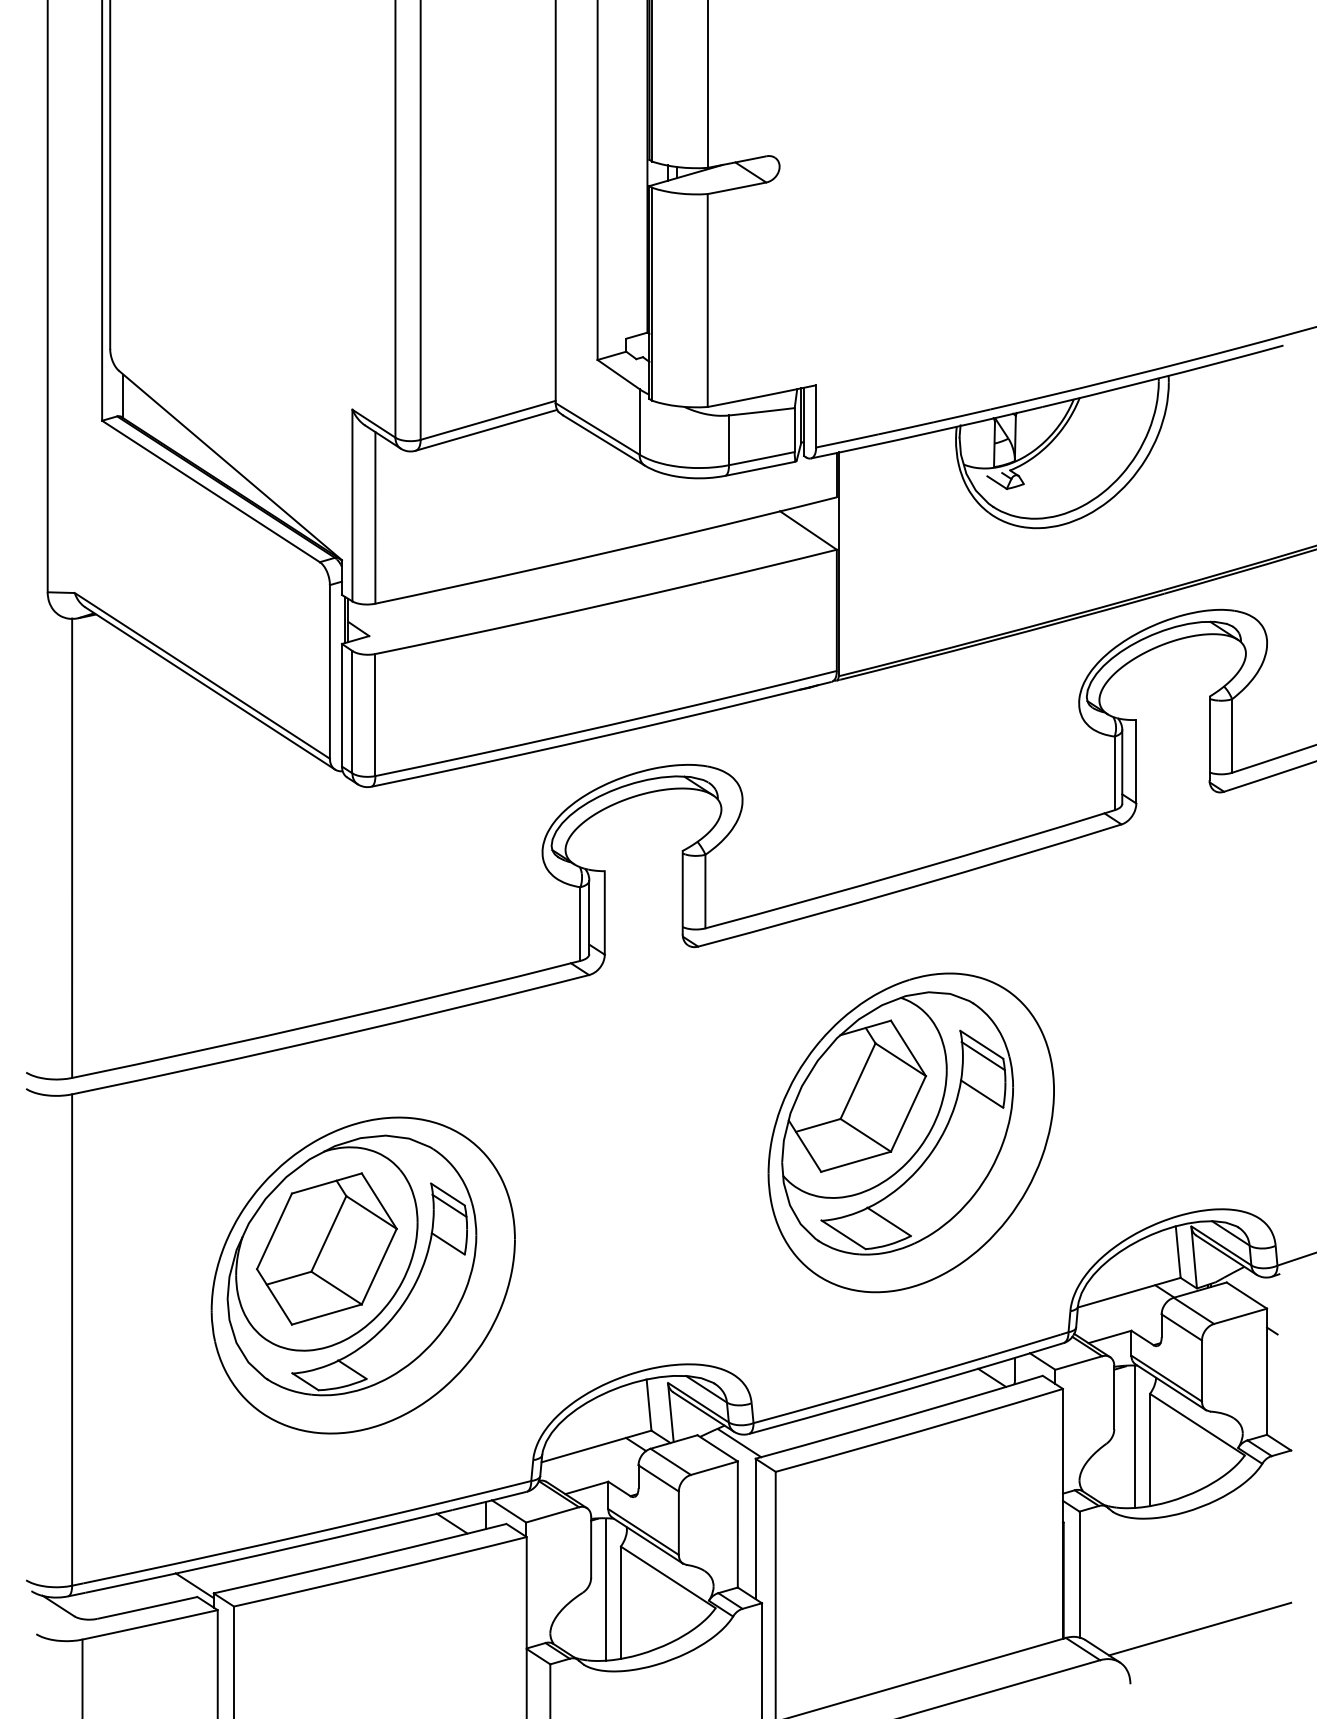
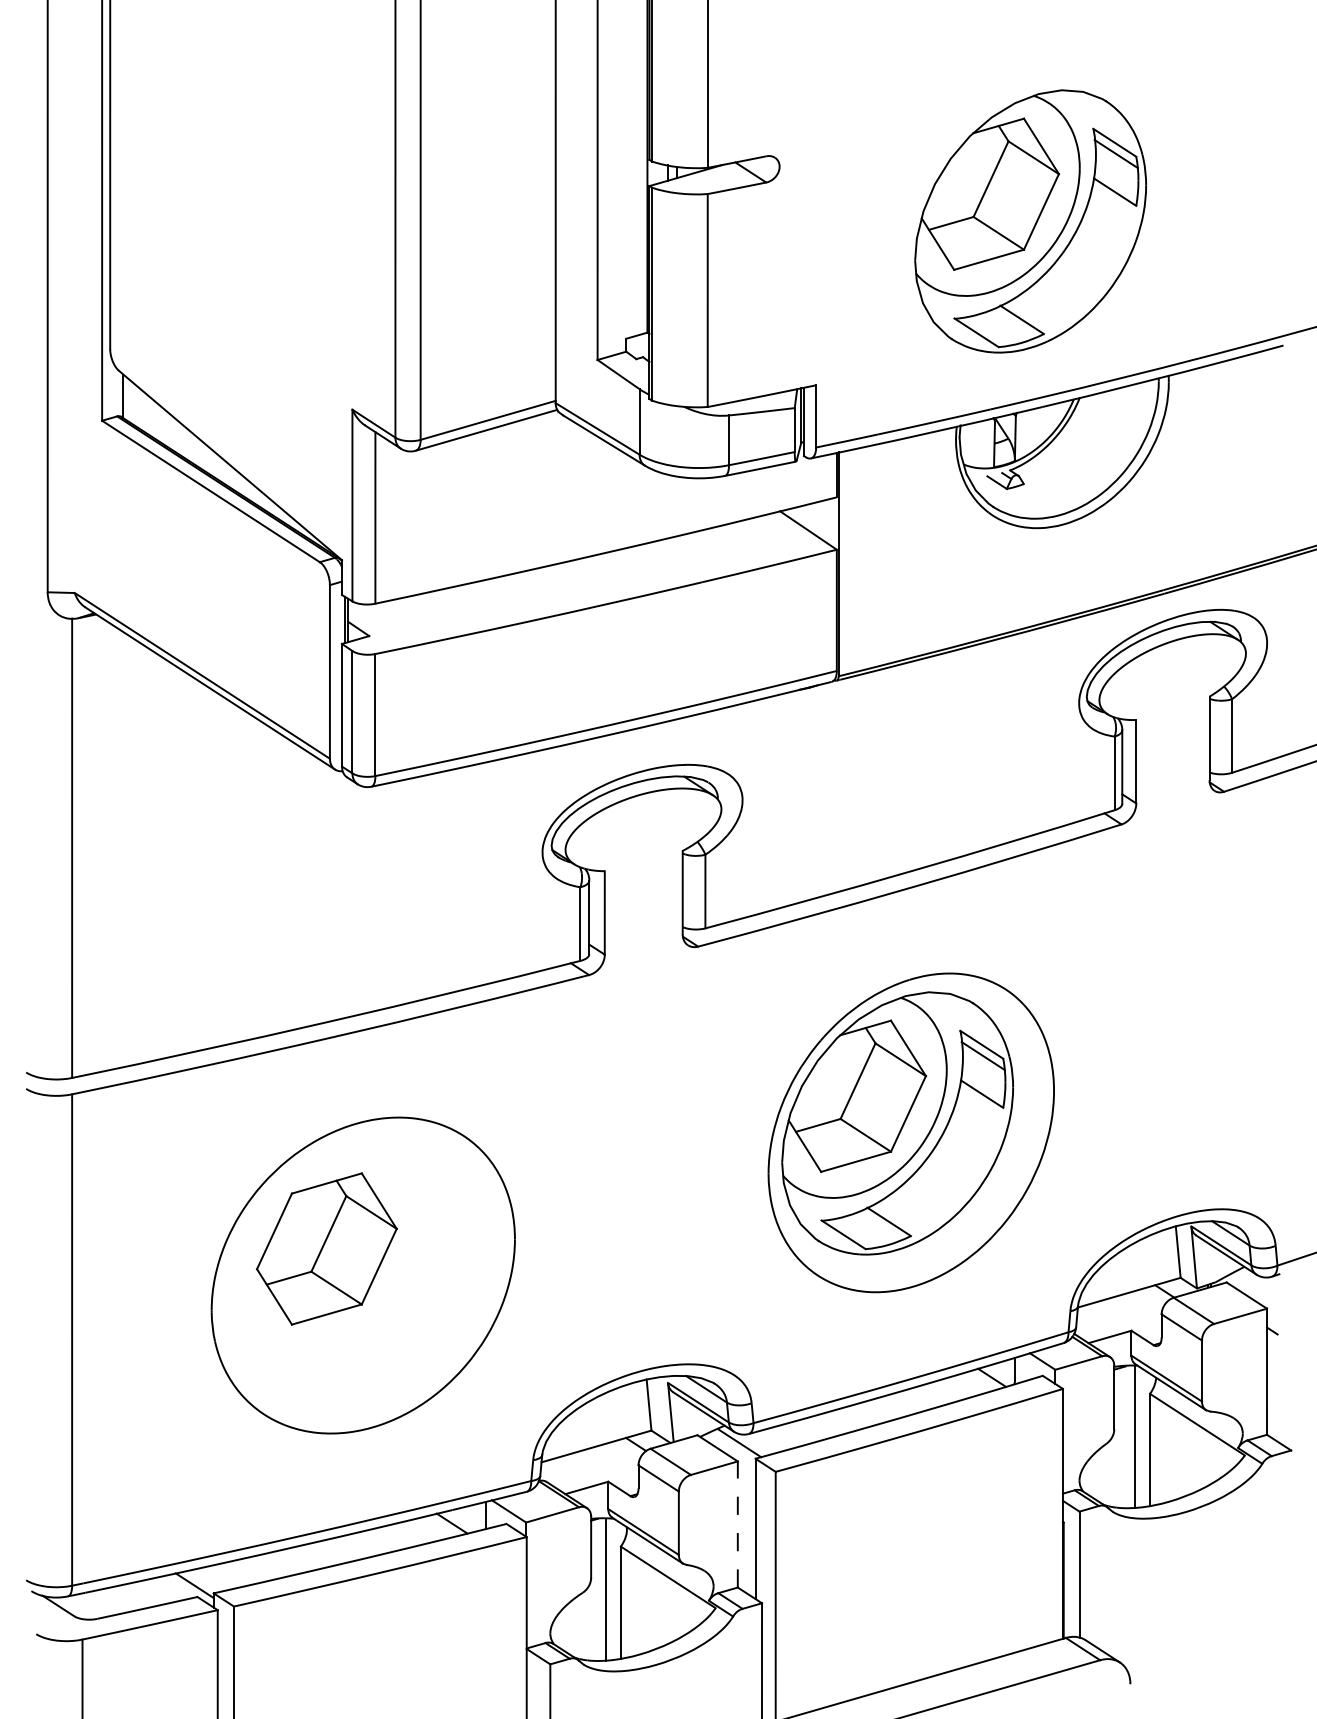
part: none -> present (1030, 221)
part: present -> none (351, 1265)
line: solid -> dashed (737, 1524)
line: present -> none (1200, 1628)
